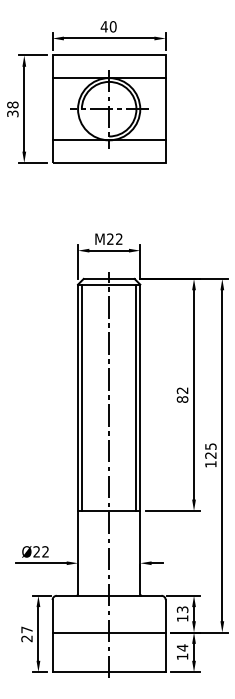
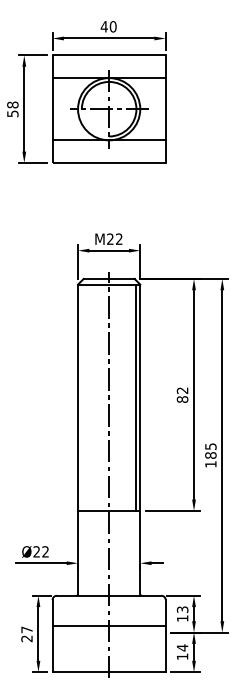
text: 38 -> 58 (12, 113)
line: present -> none (81, 397)
text: 125 -> 185 (210, 455)
line position: (108, 632) -> (108, 625) (108, 625)
